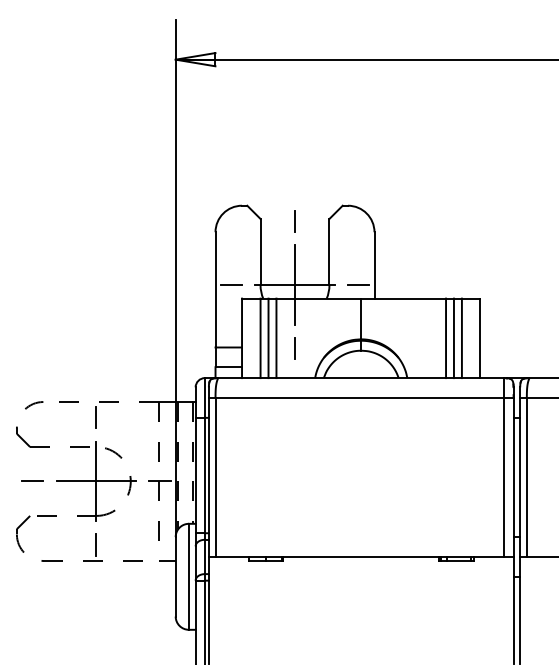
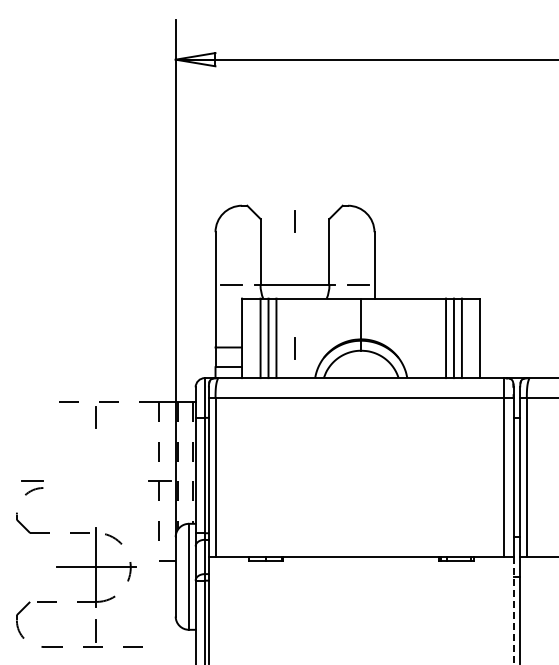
line: present -> none (295, 284)
part position: (79, 481) -> (79, 567) (79, 567)
line: solid -> dashed (513, 610)
